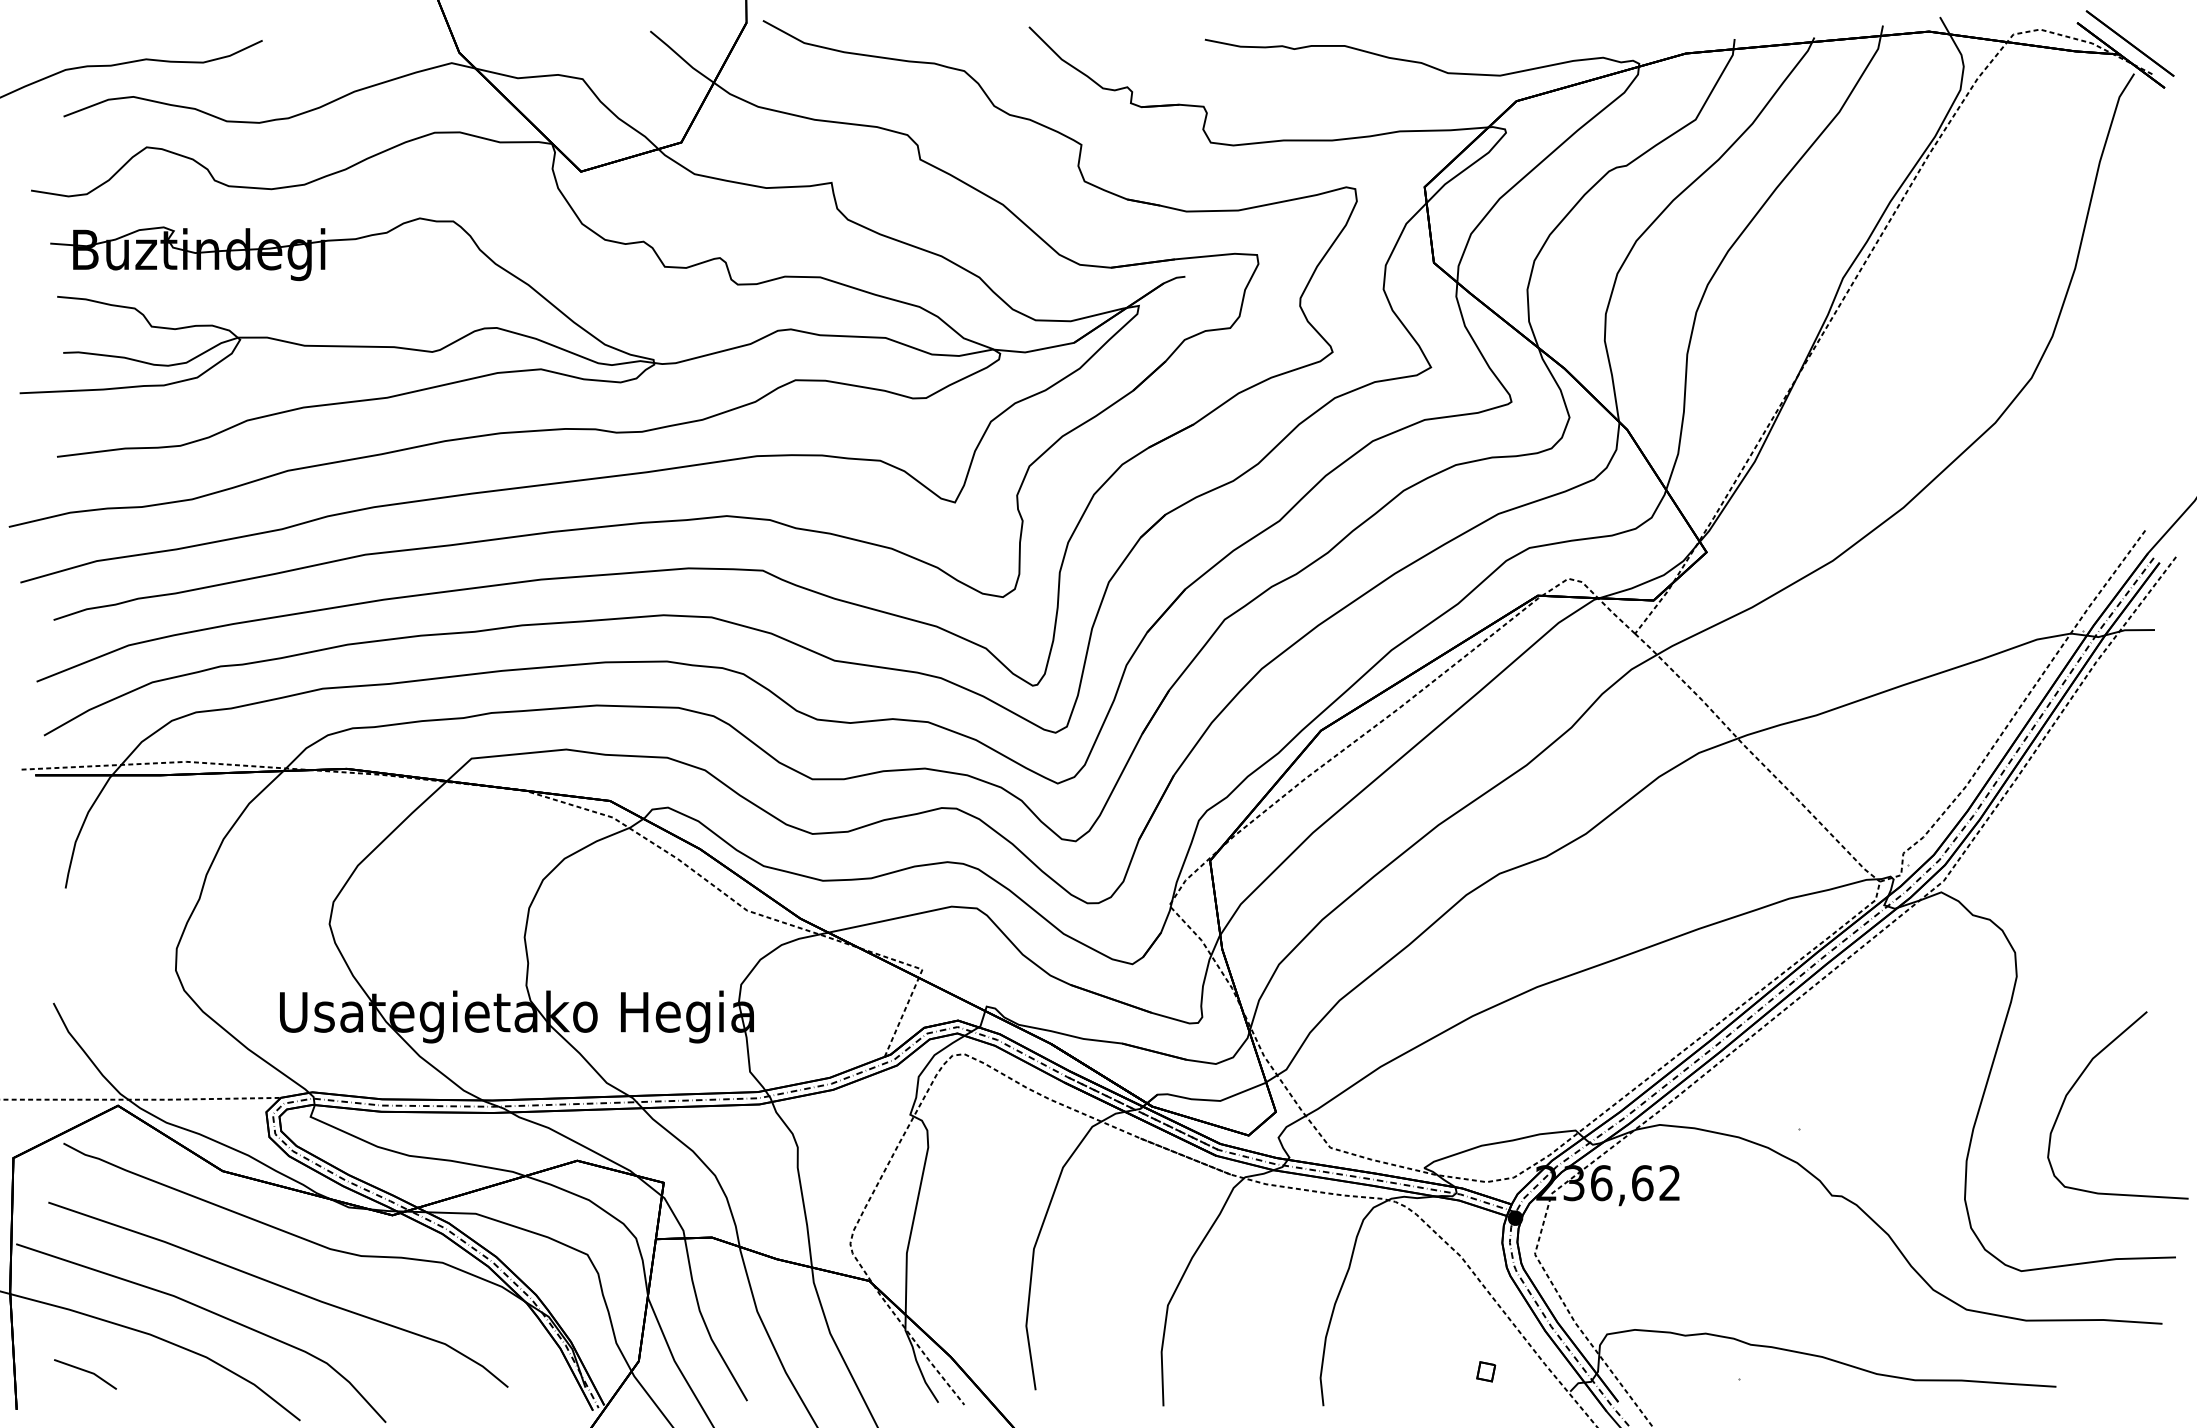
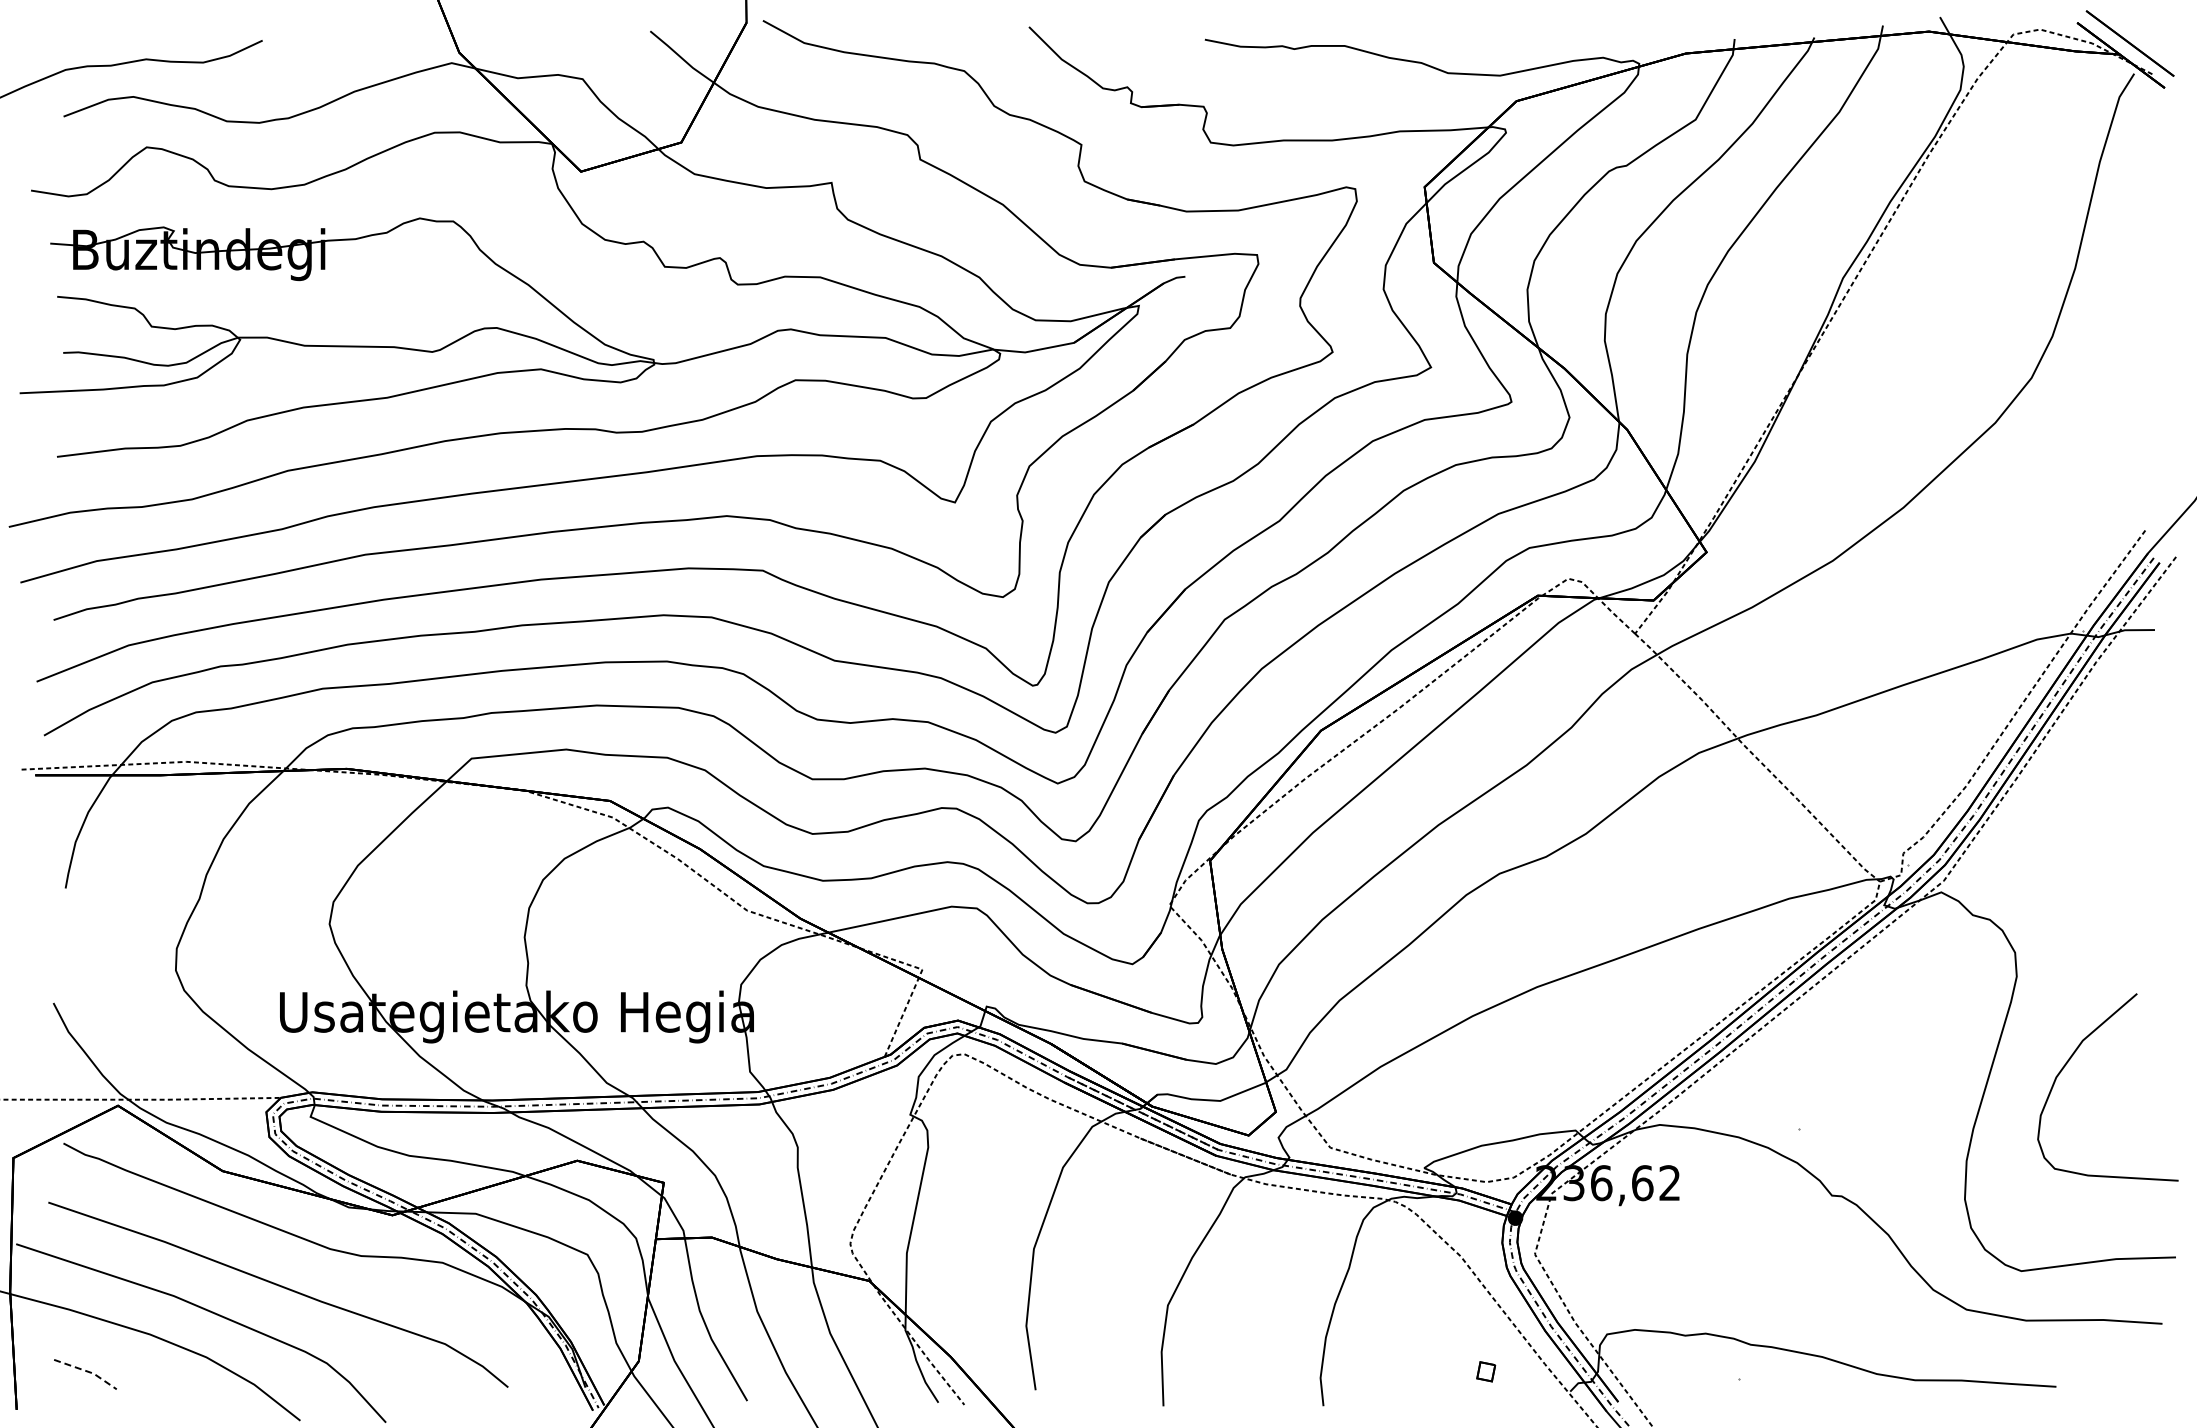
curve position: (2081, 1076) -> (2071, 1058) (2071, 1058)
line: solid -> dashed (87, 1371)
